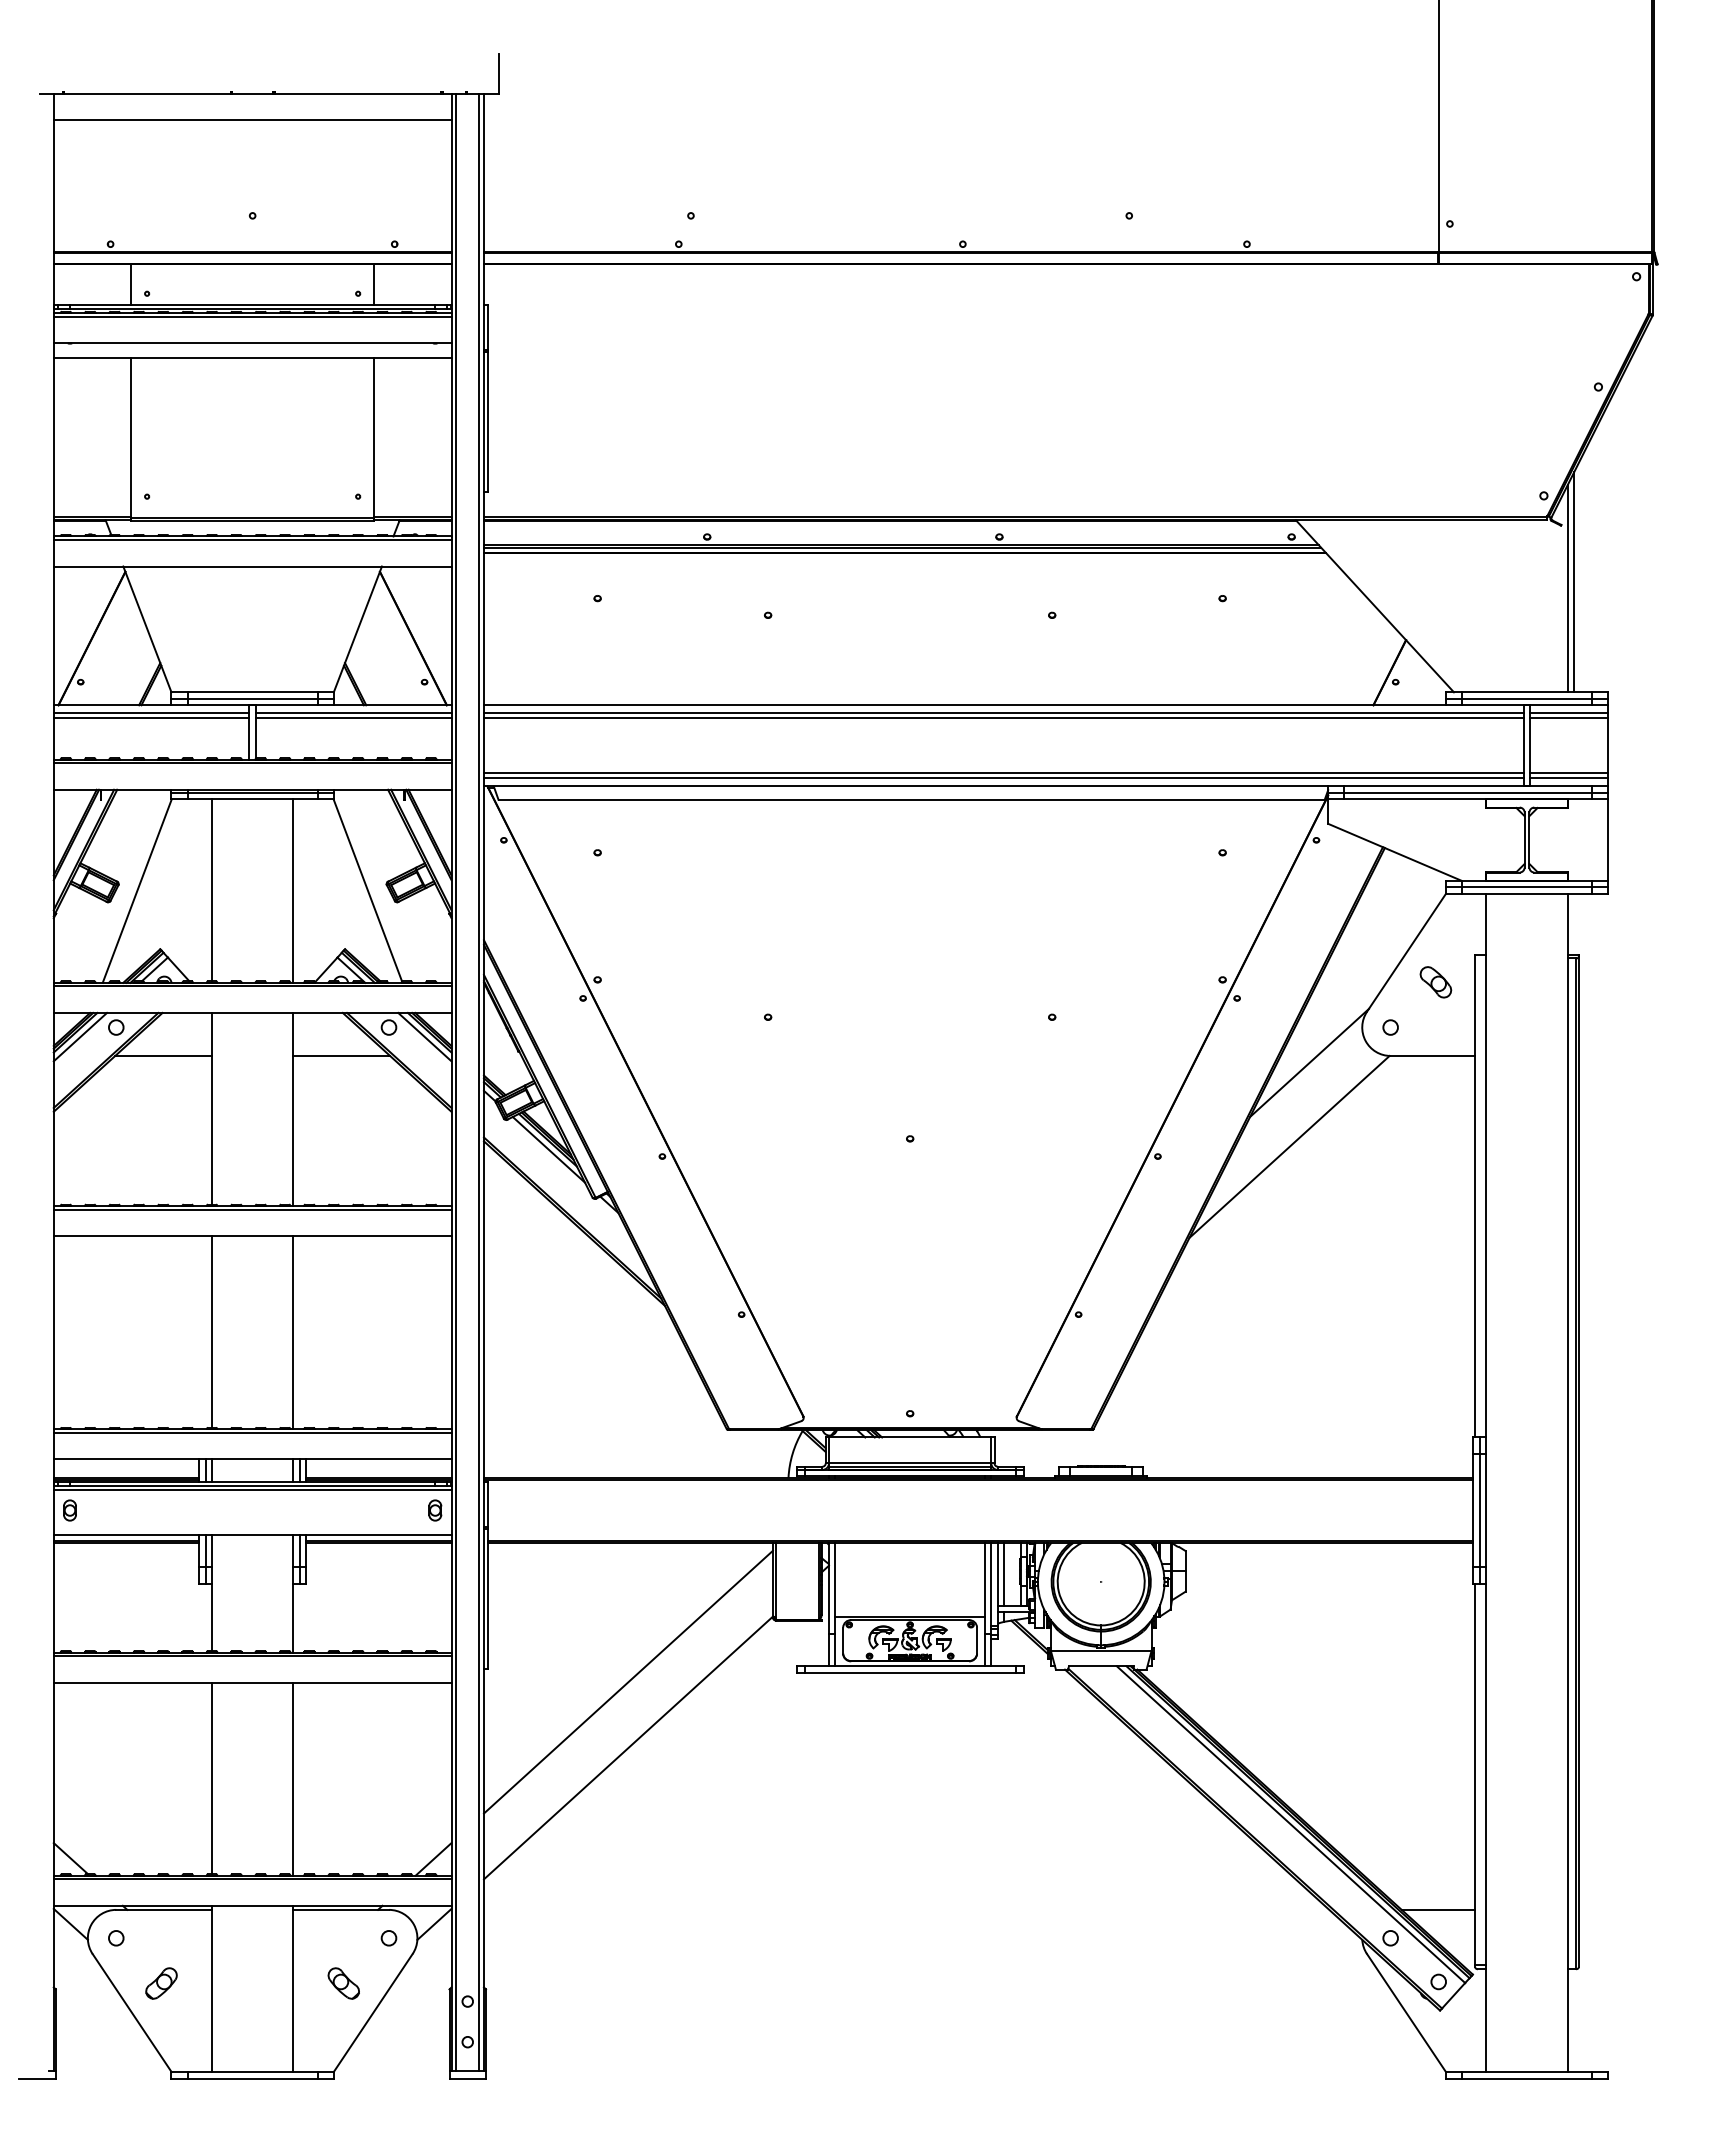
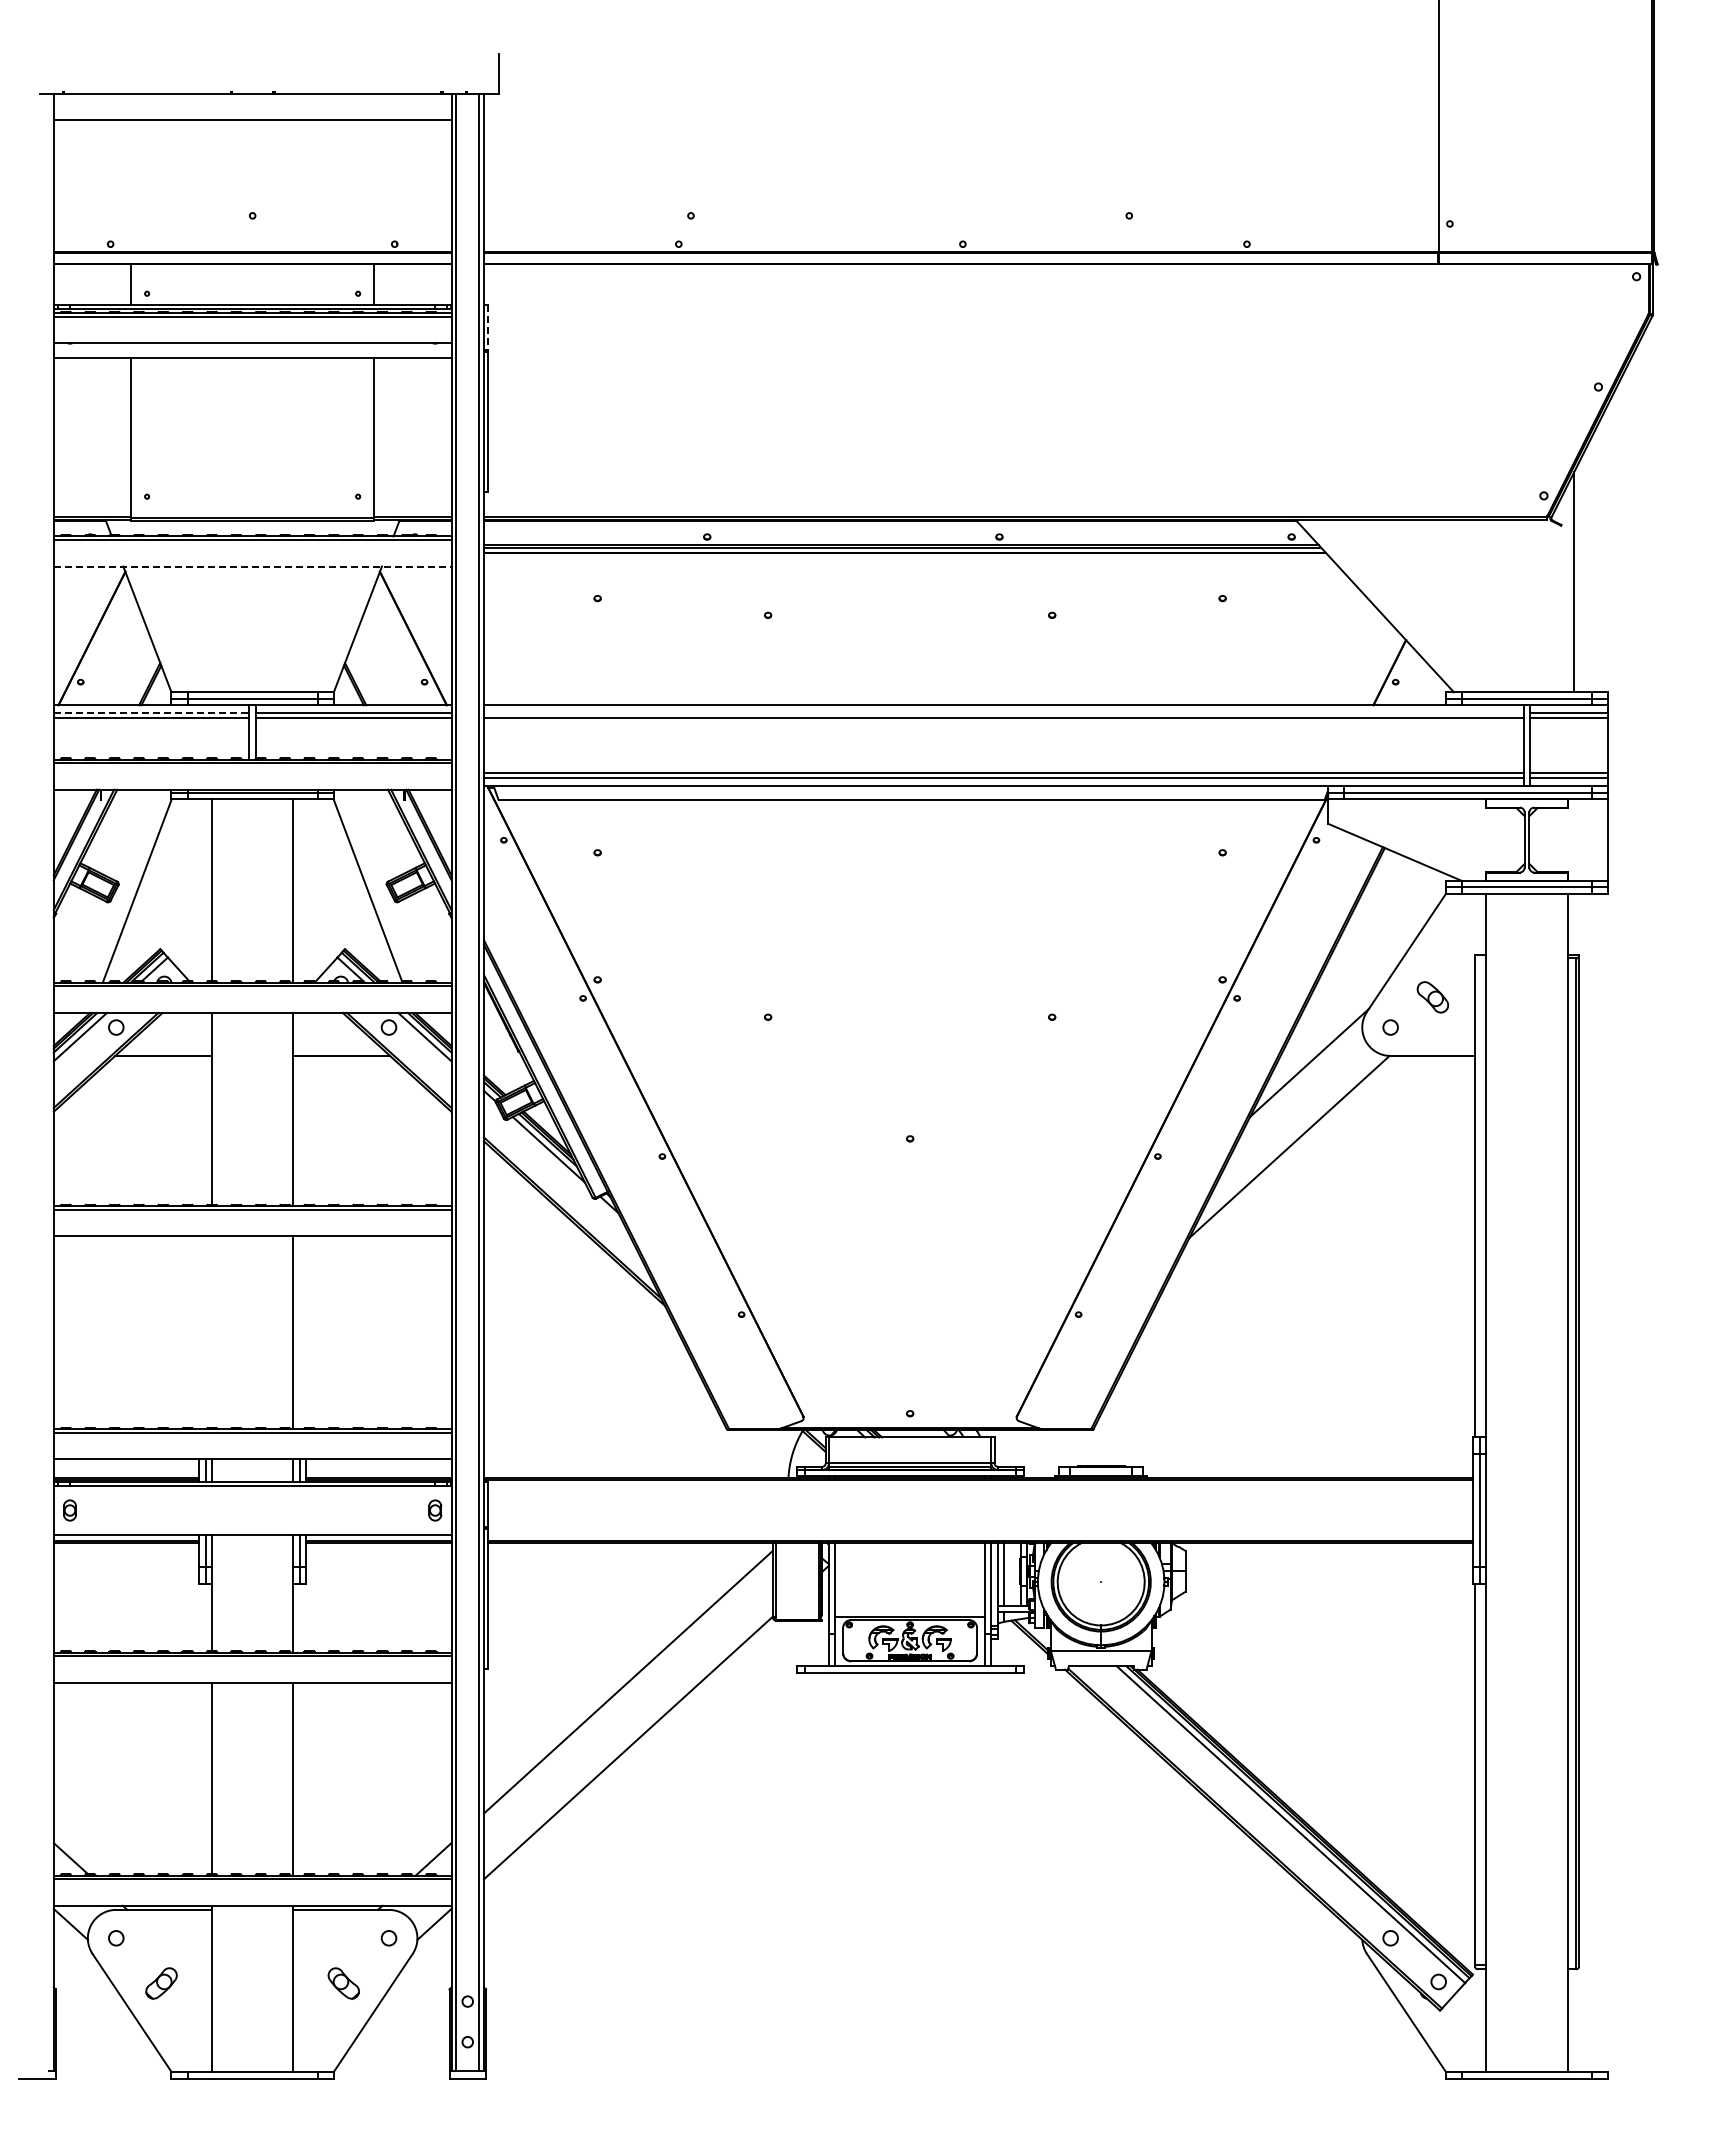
line: solid -> dashed (488, 327)
line: solid -> dashed (252, 566)
line: present -> none (1567, 588)
line: solid -> dashed (151, 713)
line: present -> none (1003, 713)
part position: (1435, 982) -> (1432, 997) (1432, 997)
line: present -> none (212, 1331)
line: present -> none (252, 1490)
line: present -> none (1438, 1909)
